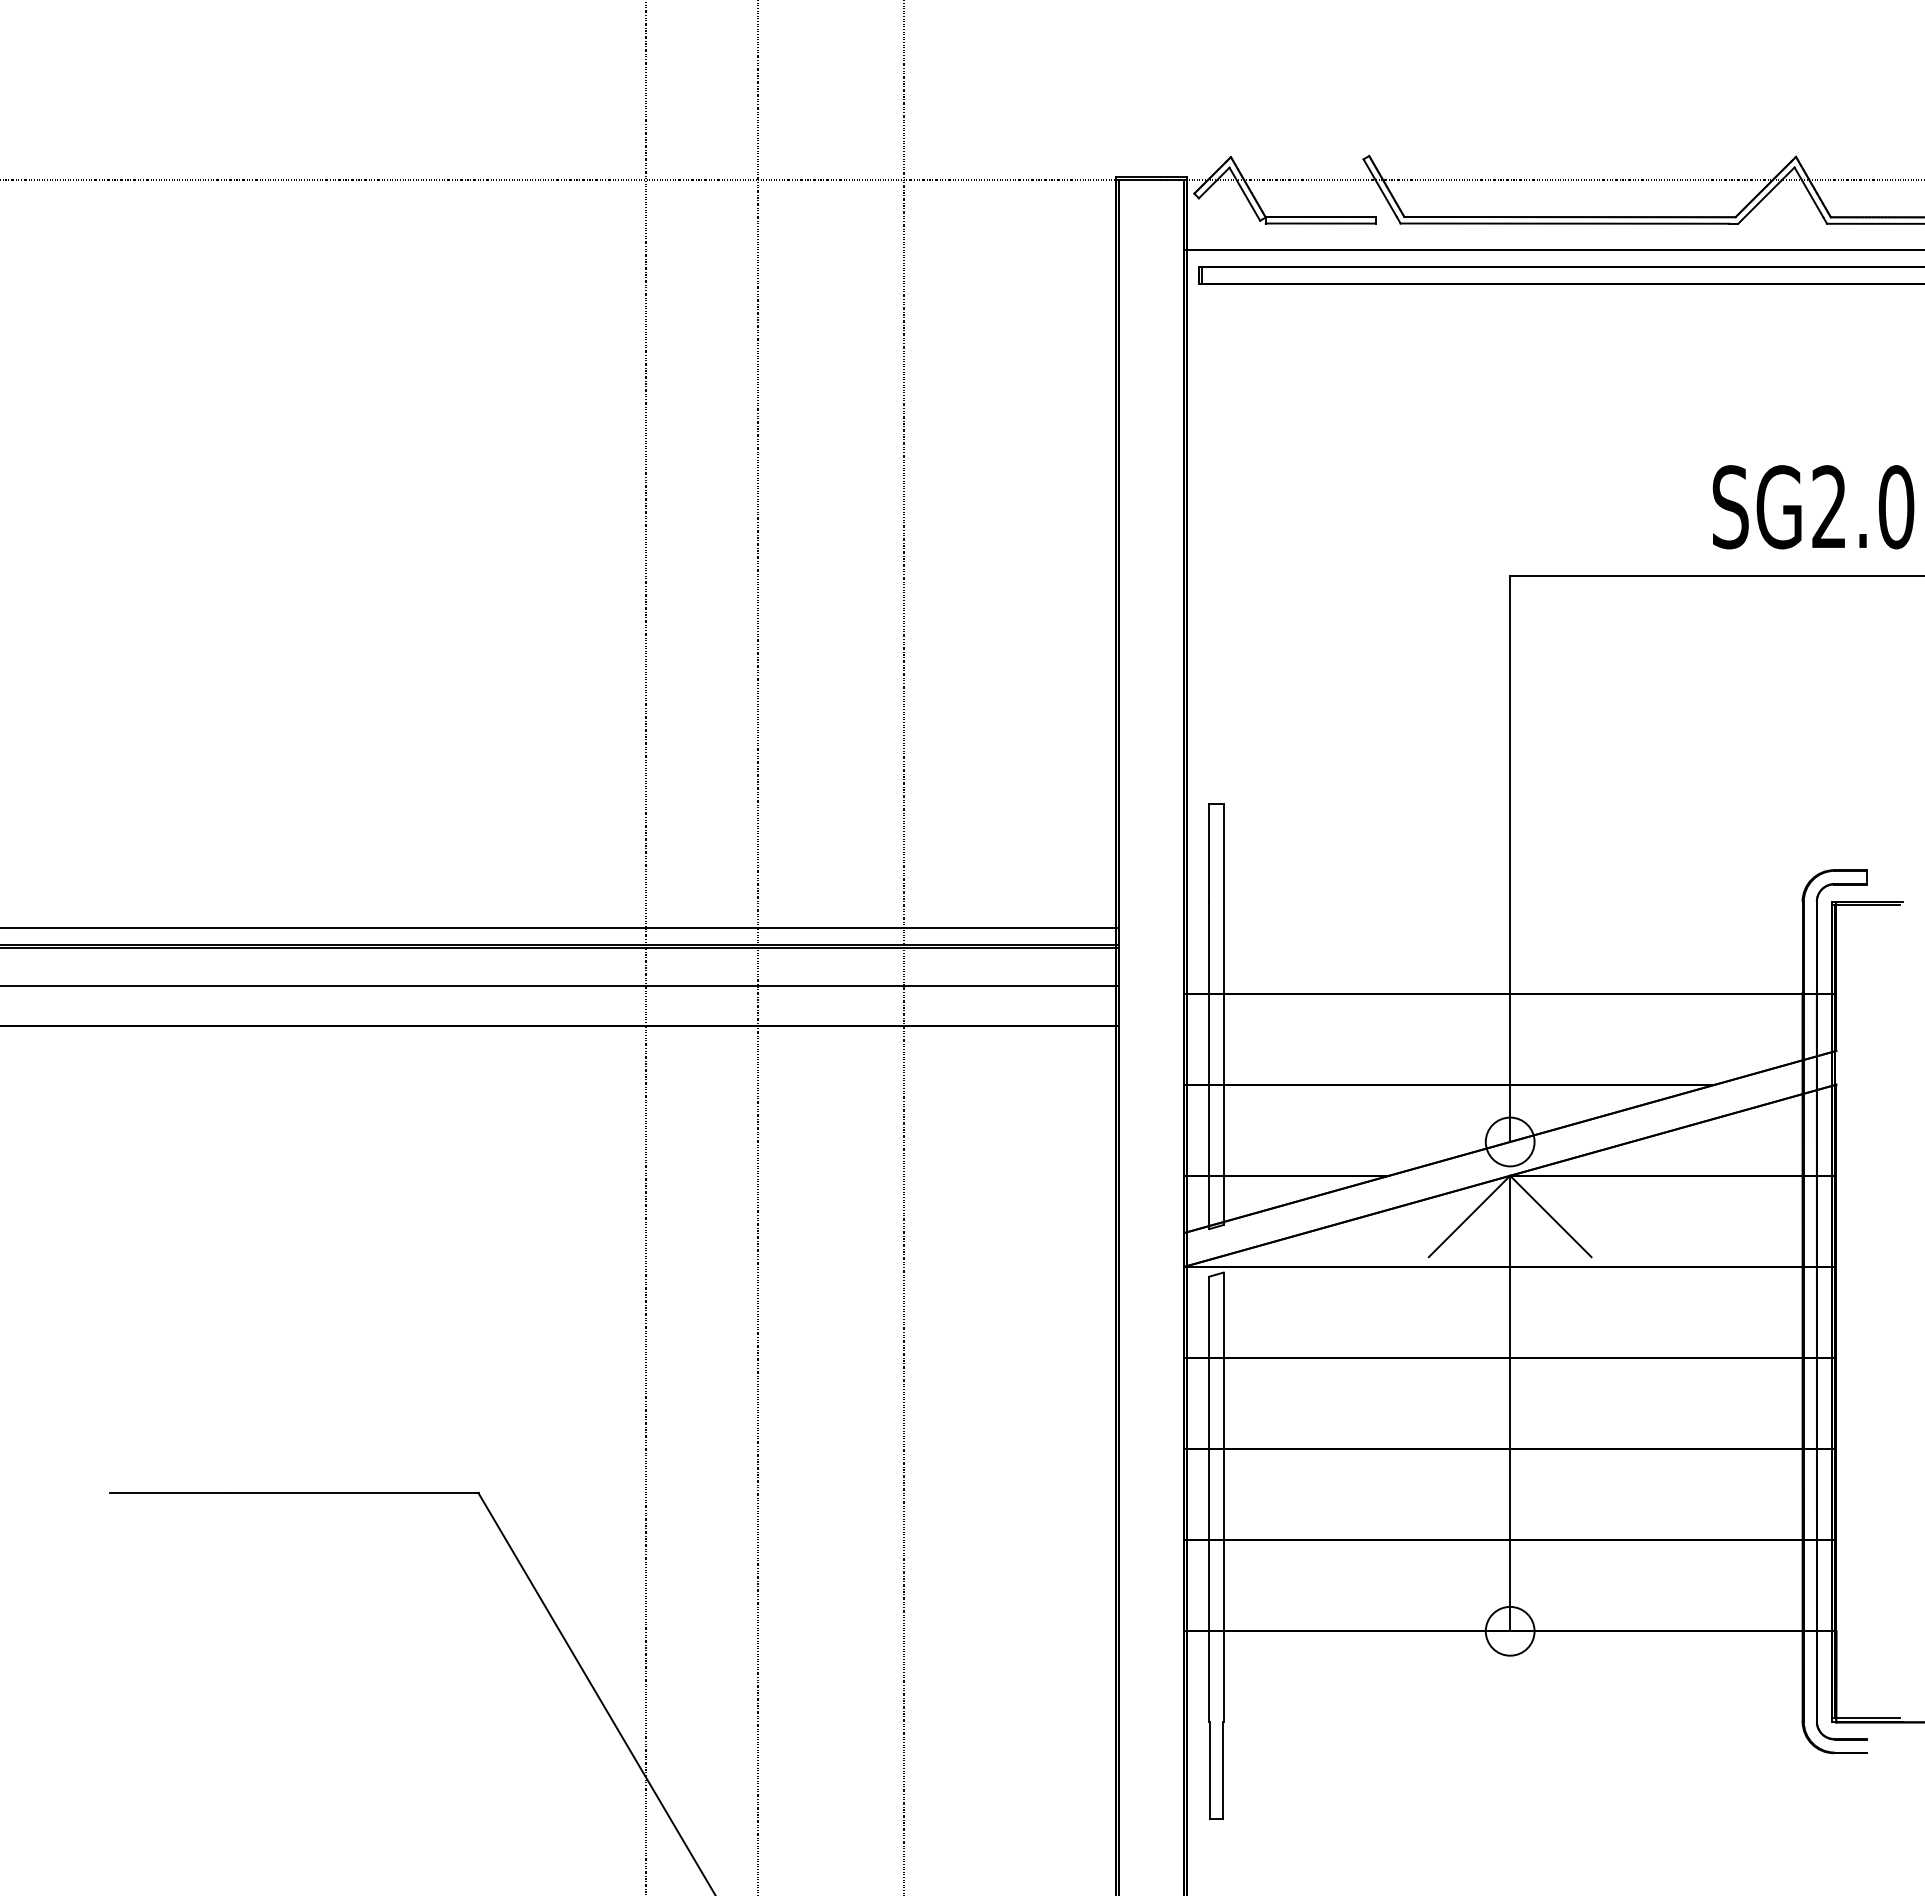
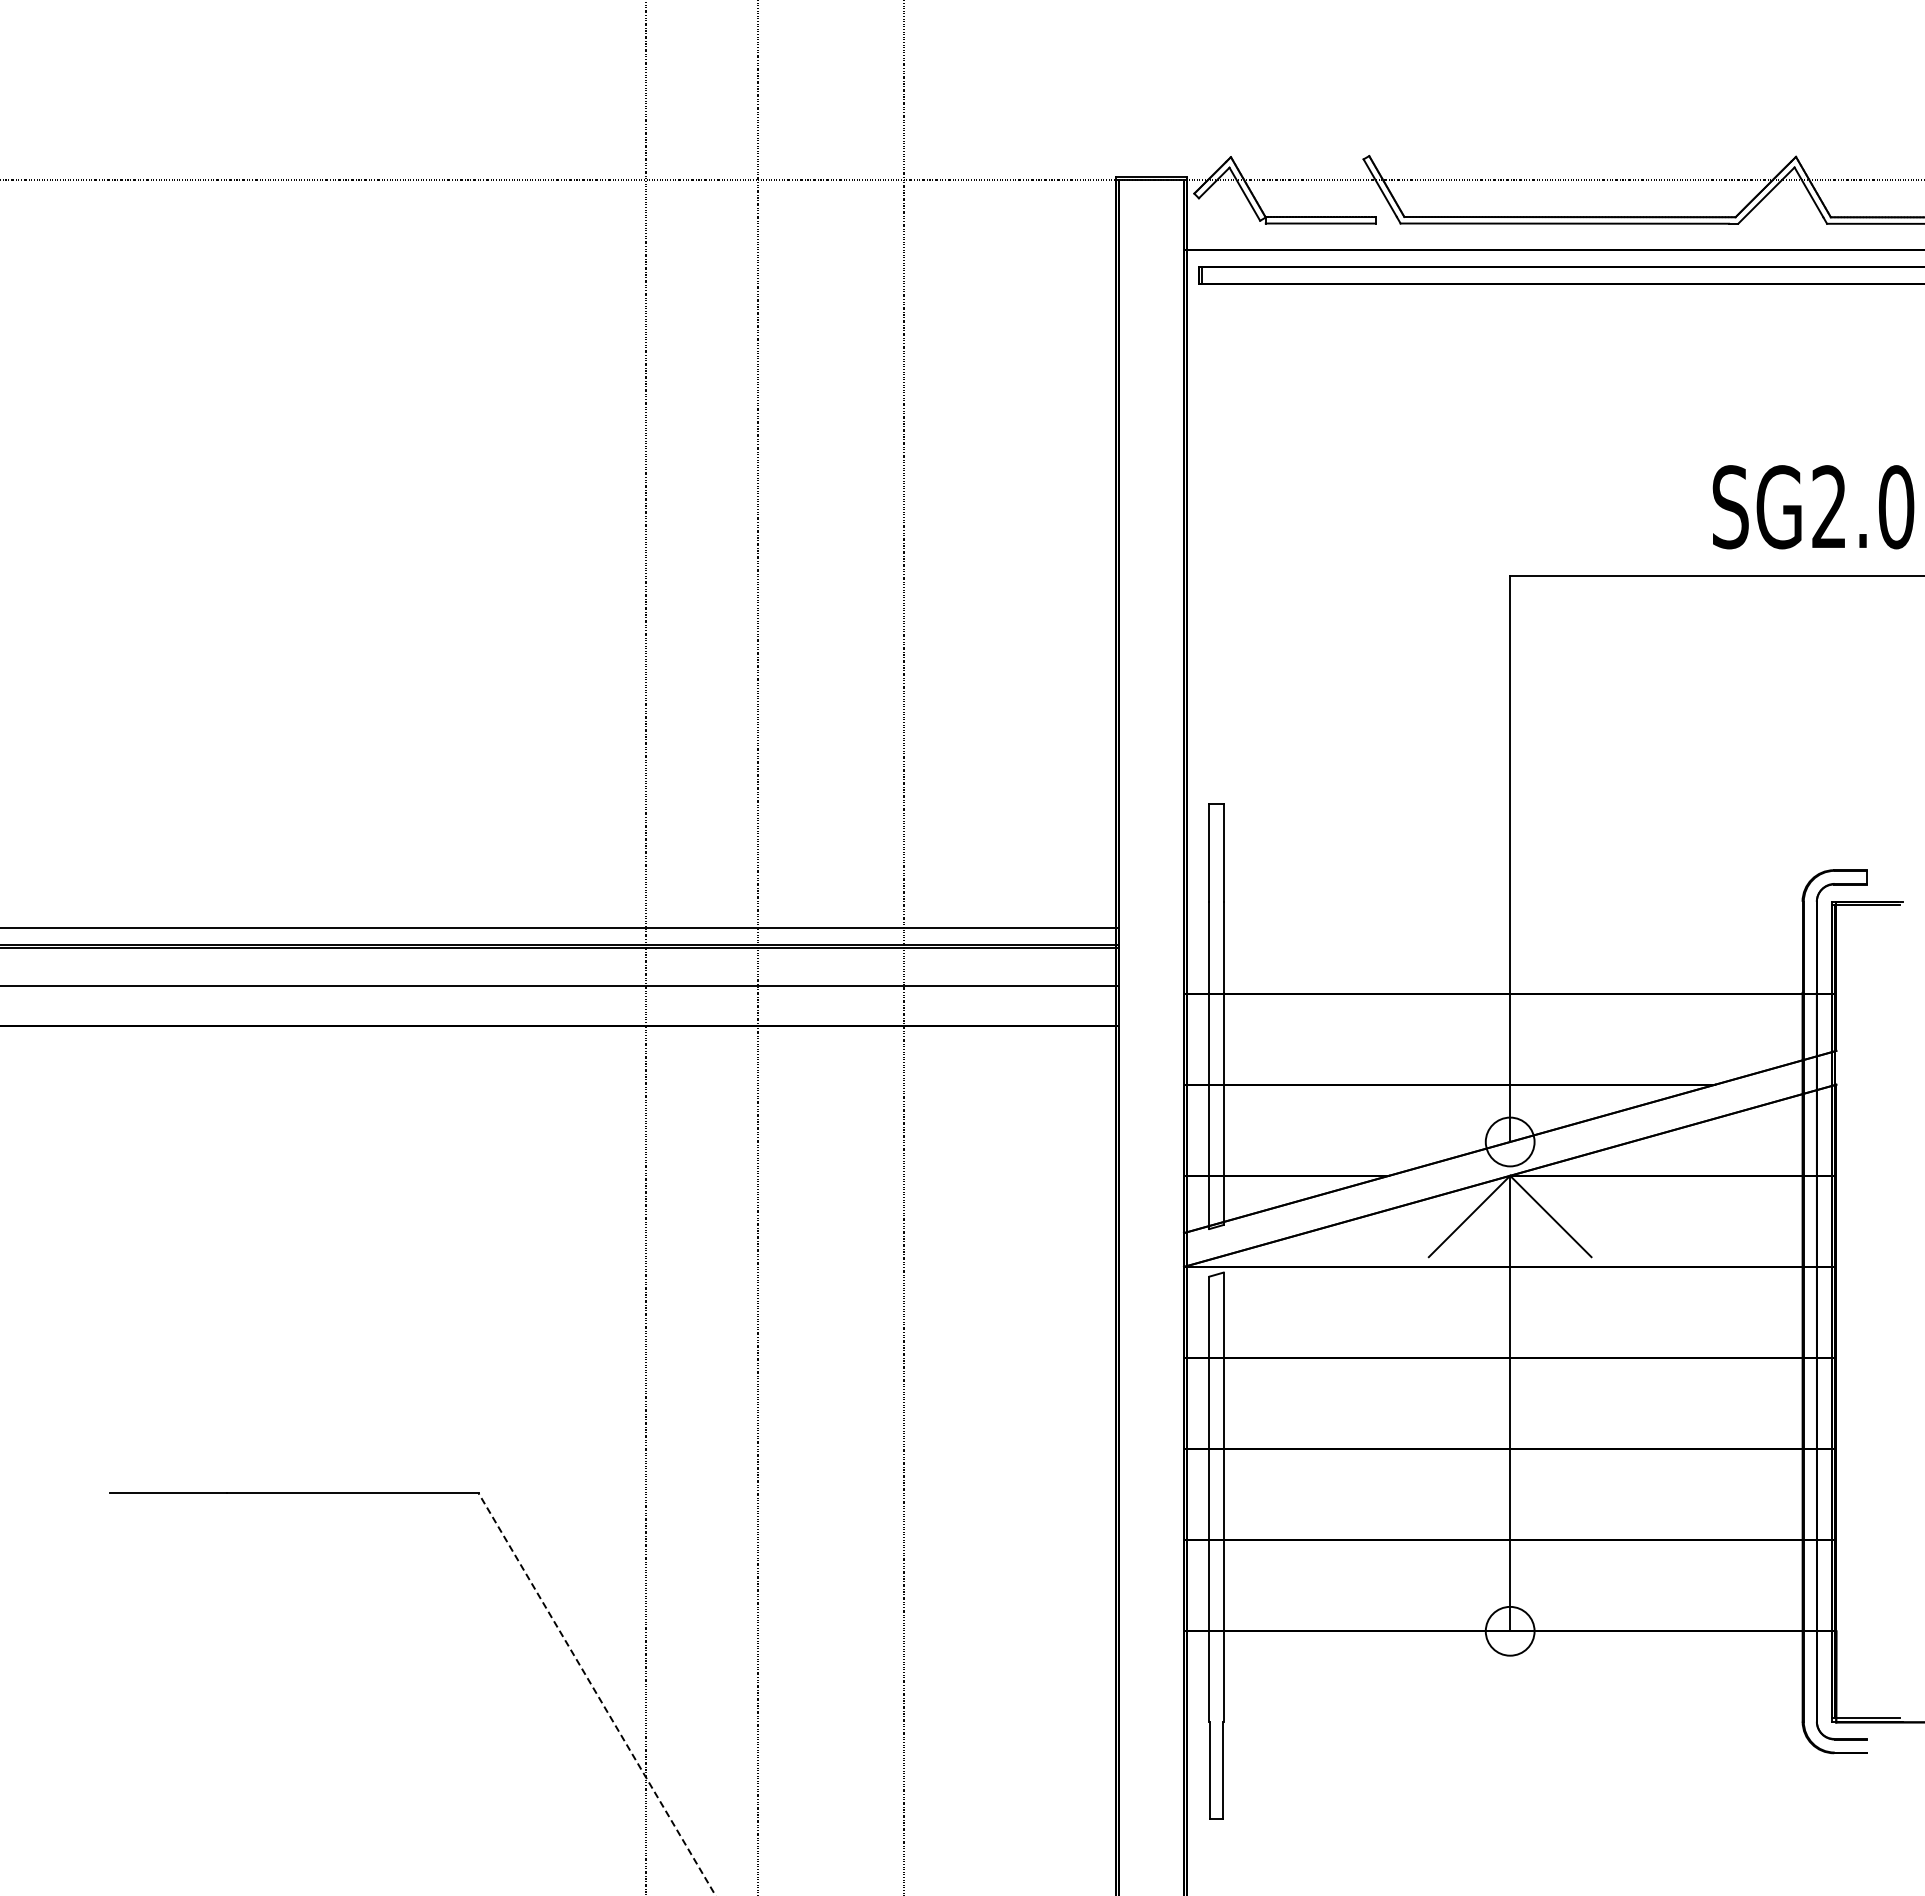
line: solid -> dashed (596, 1694)
